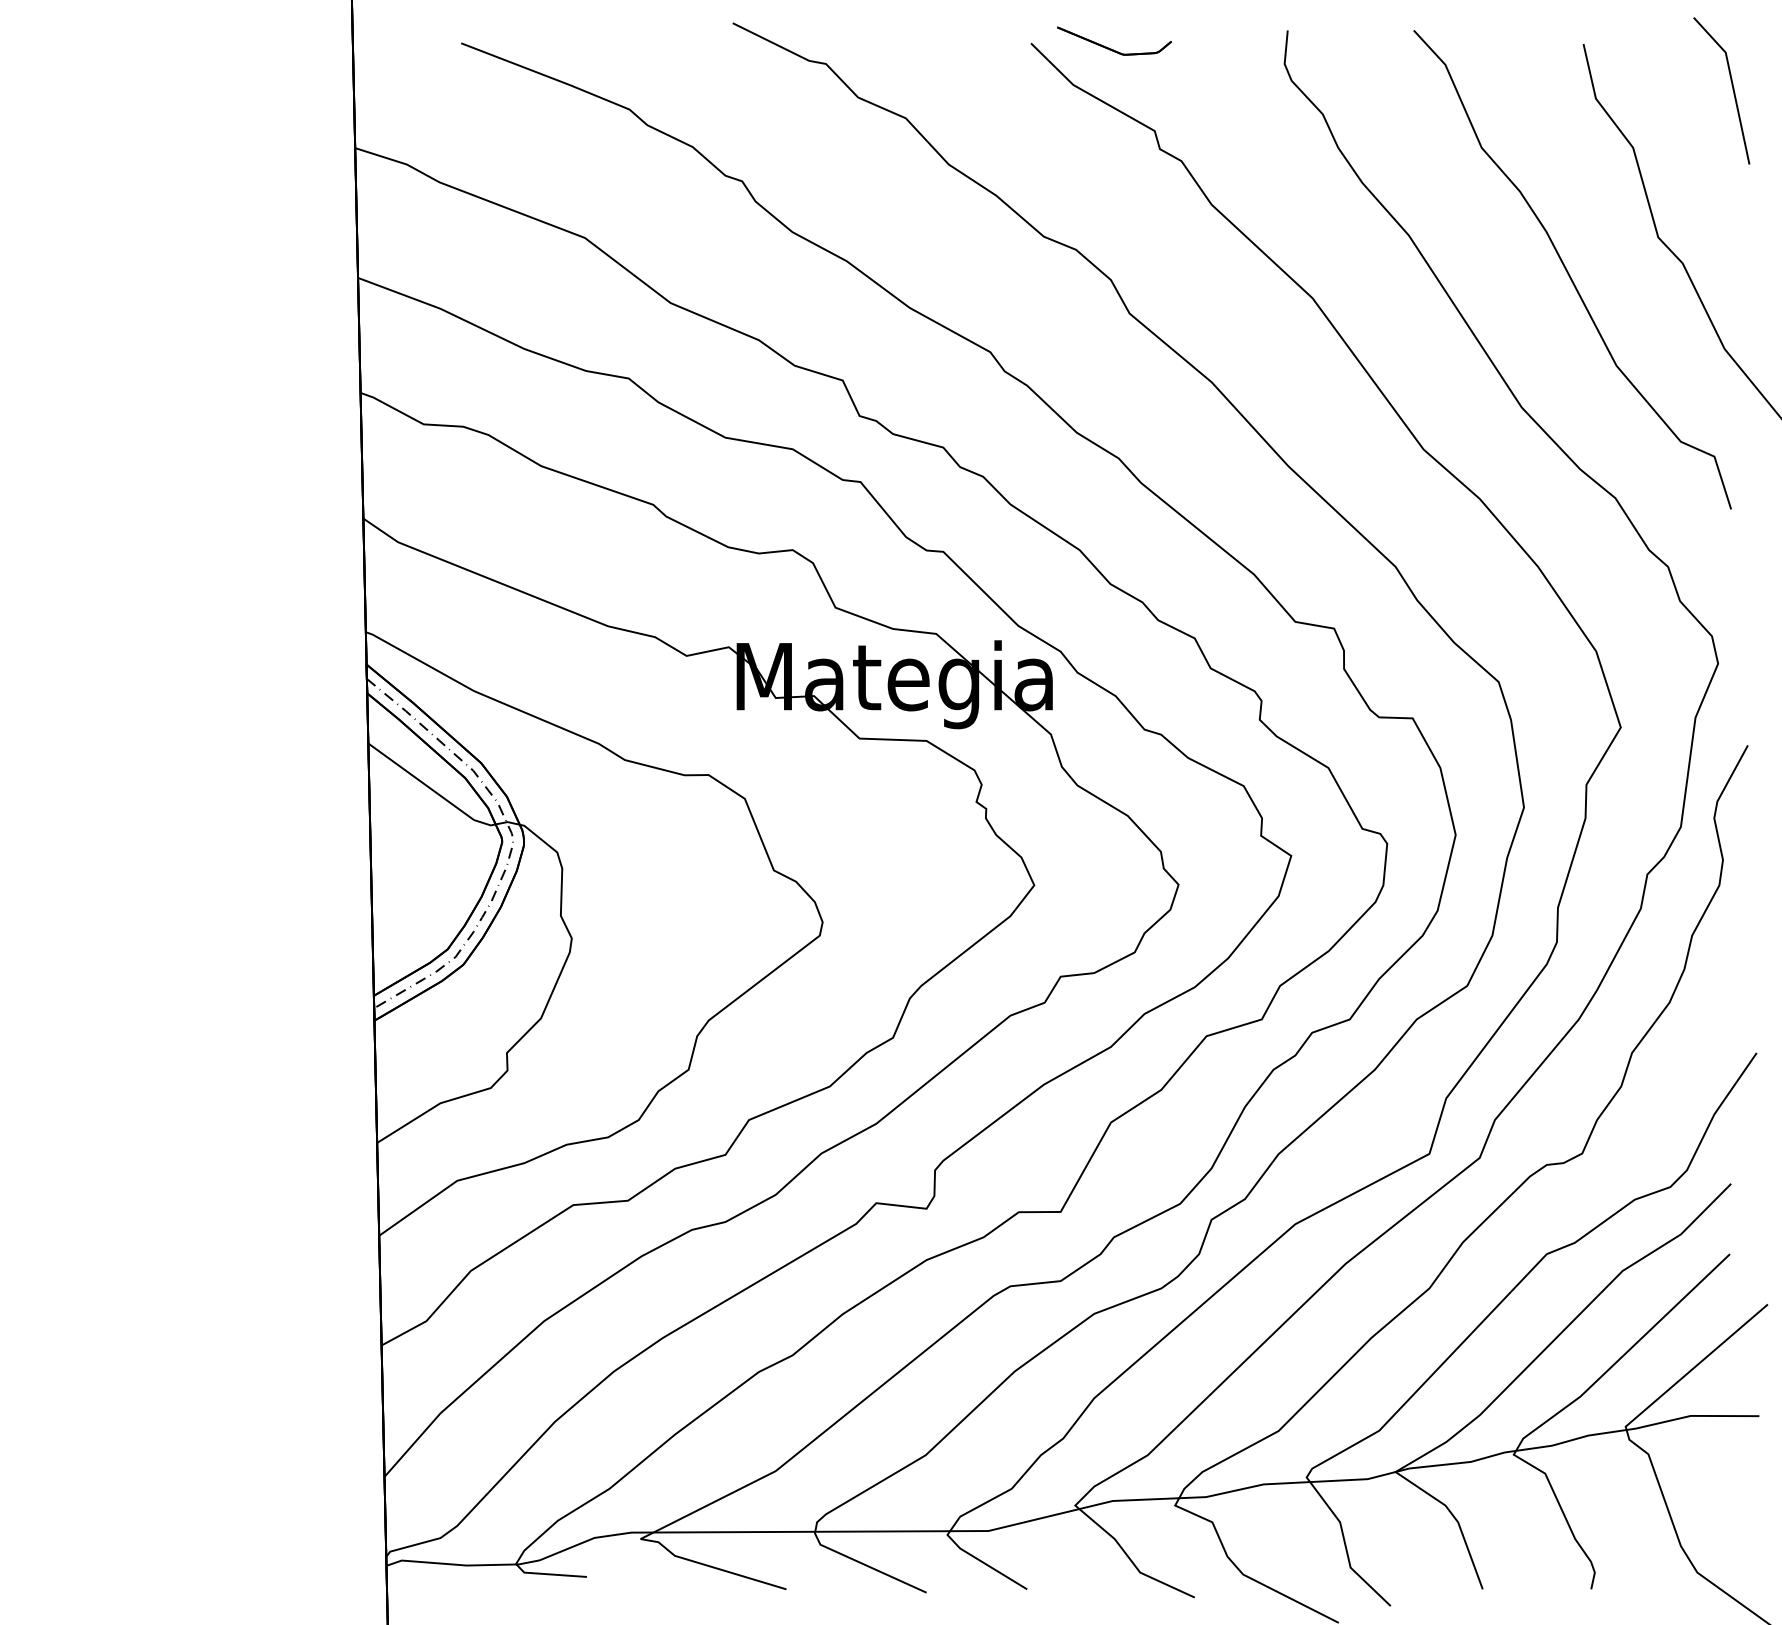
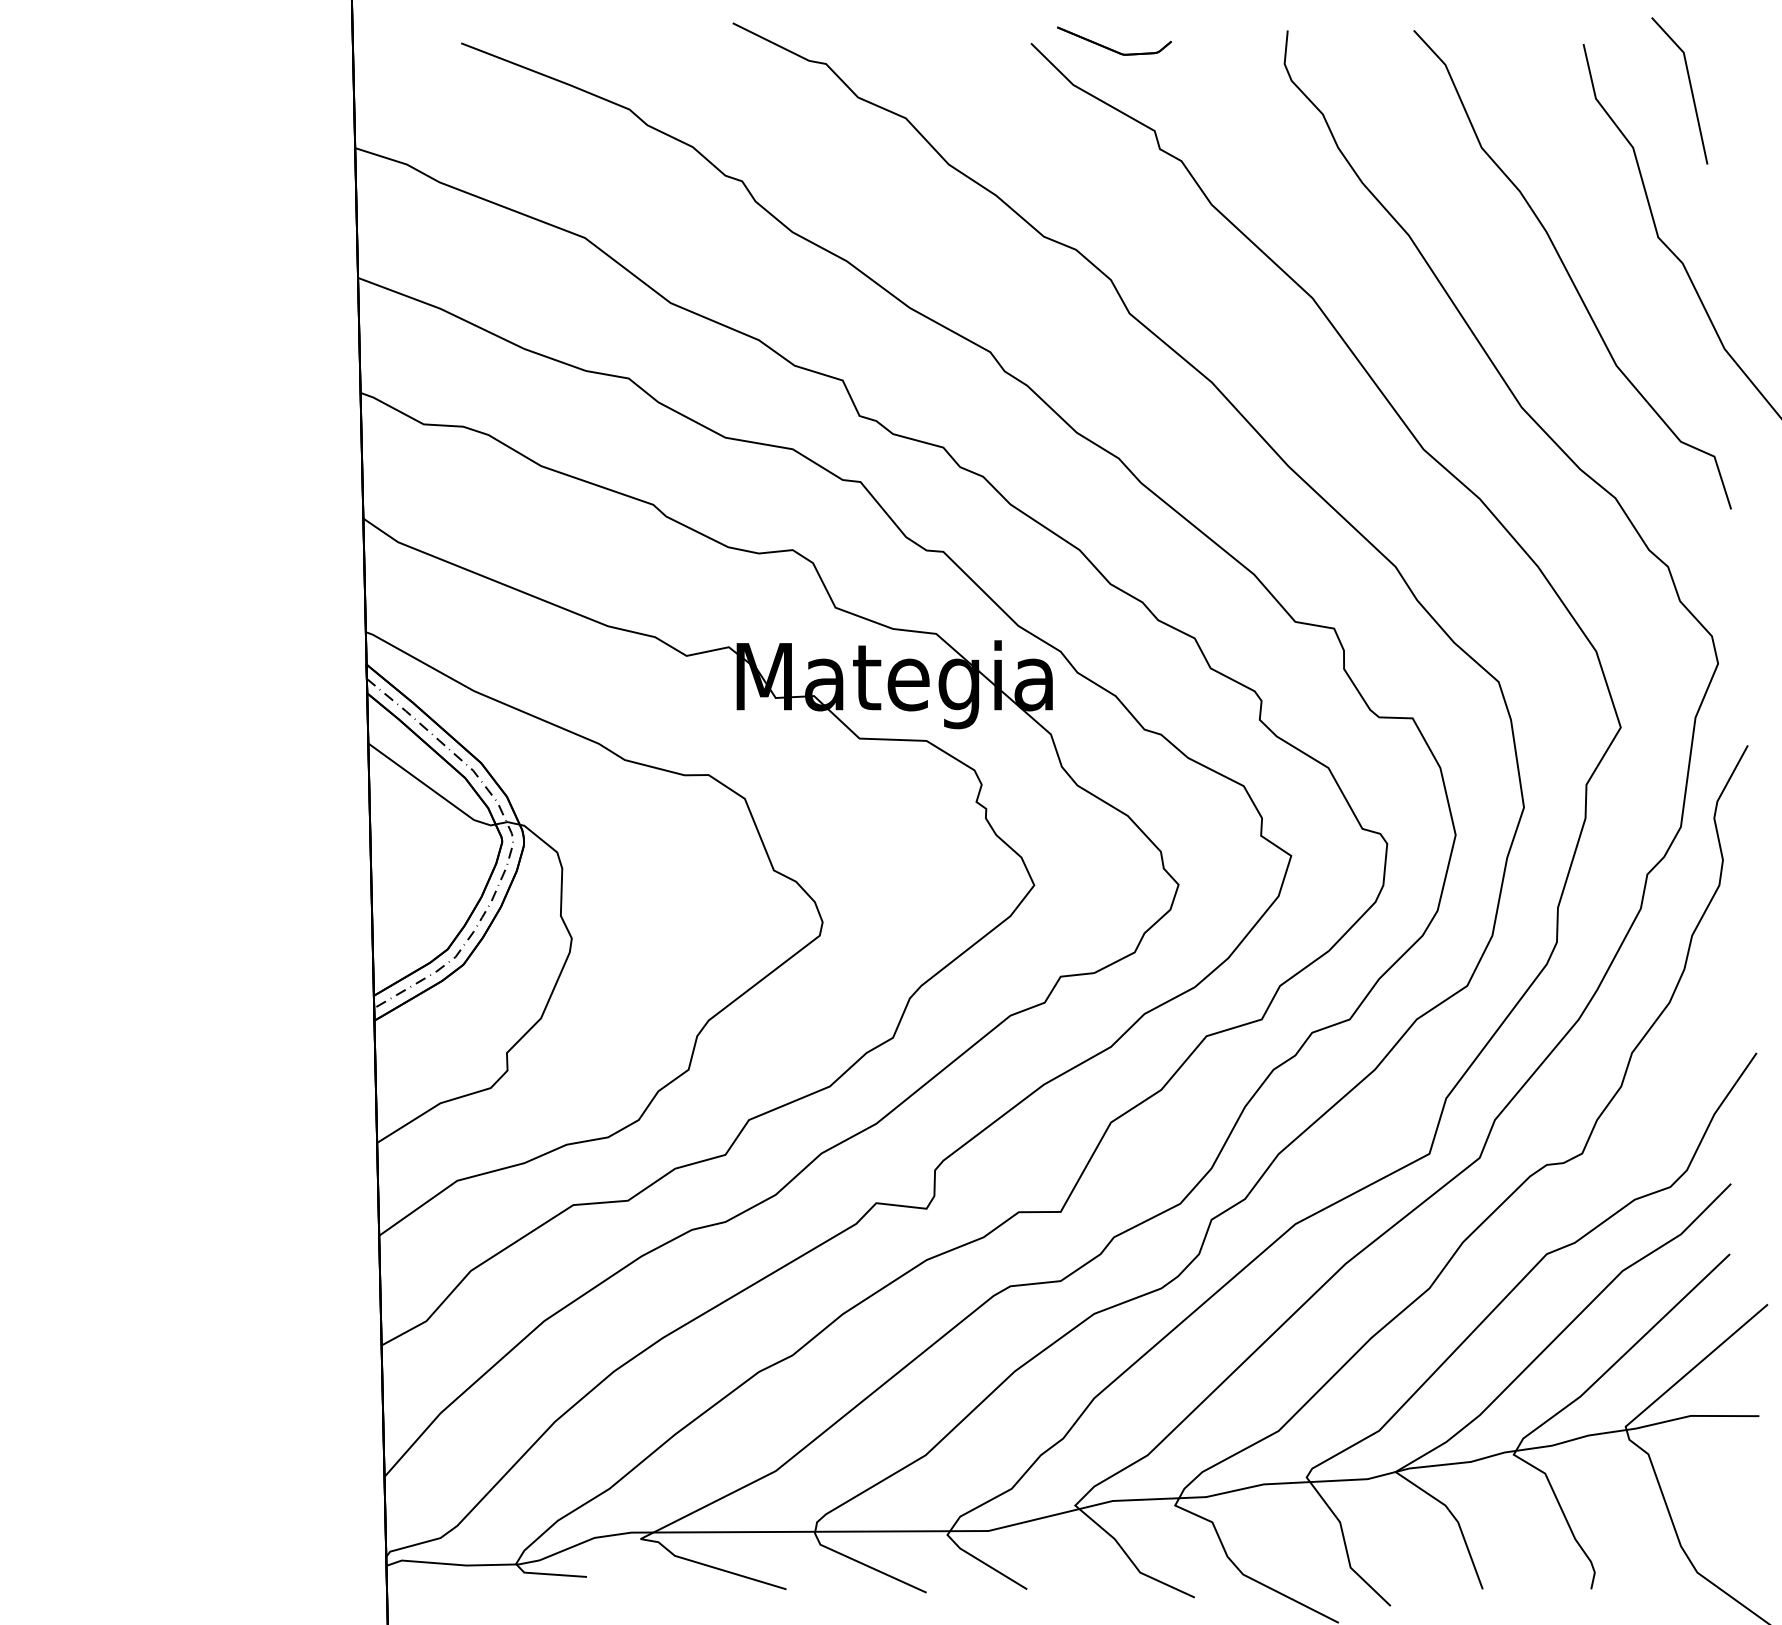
line position: (1732, 90) -> (1690, 90) (1690, 90)
